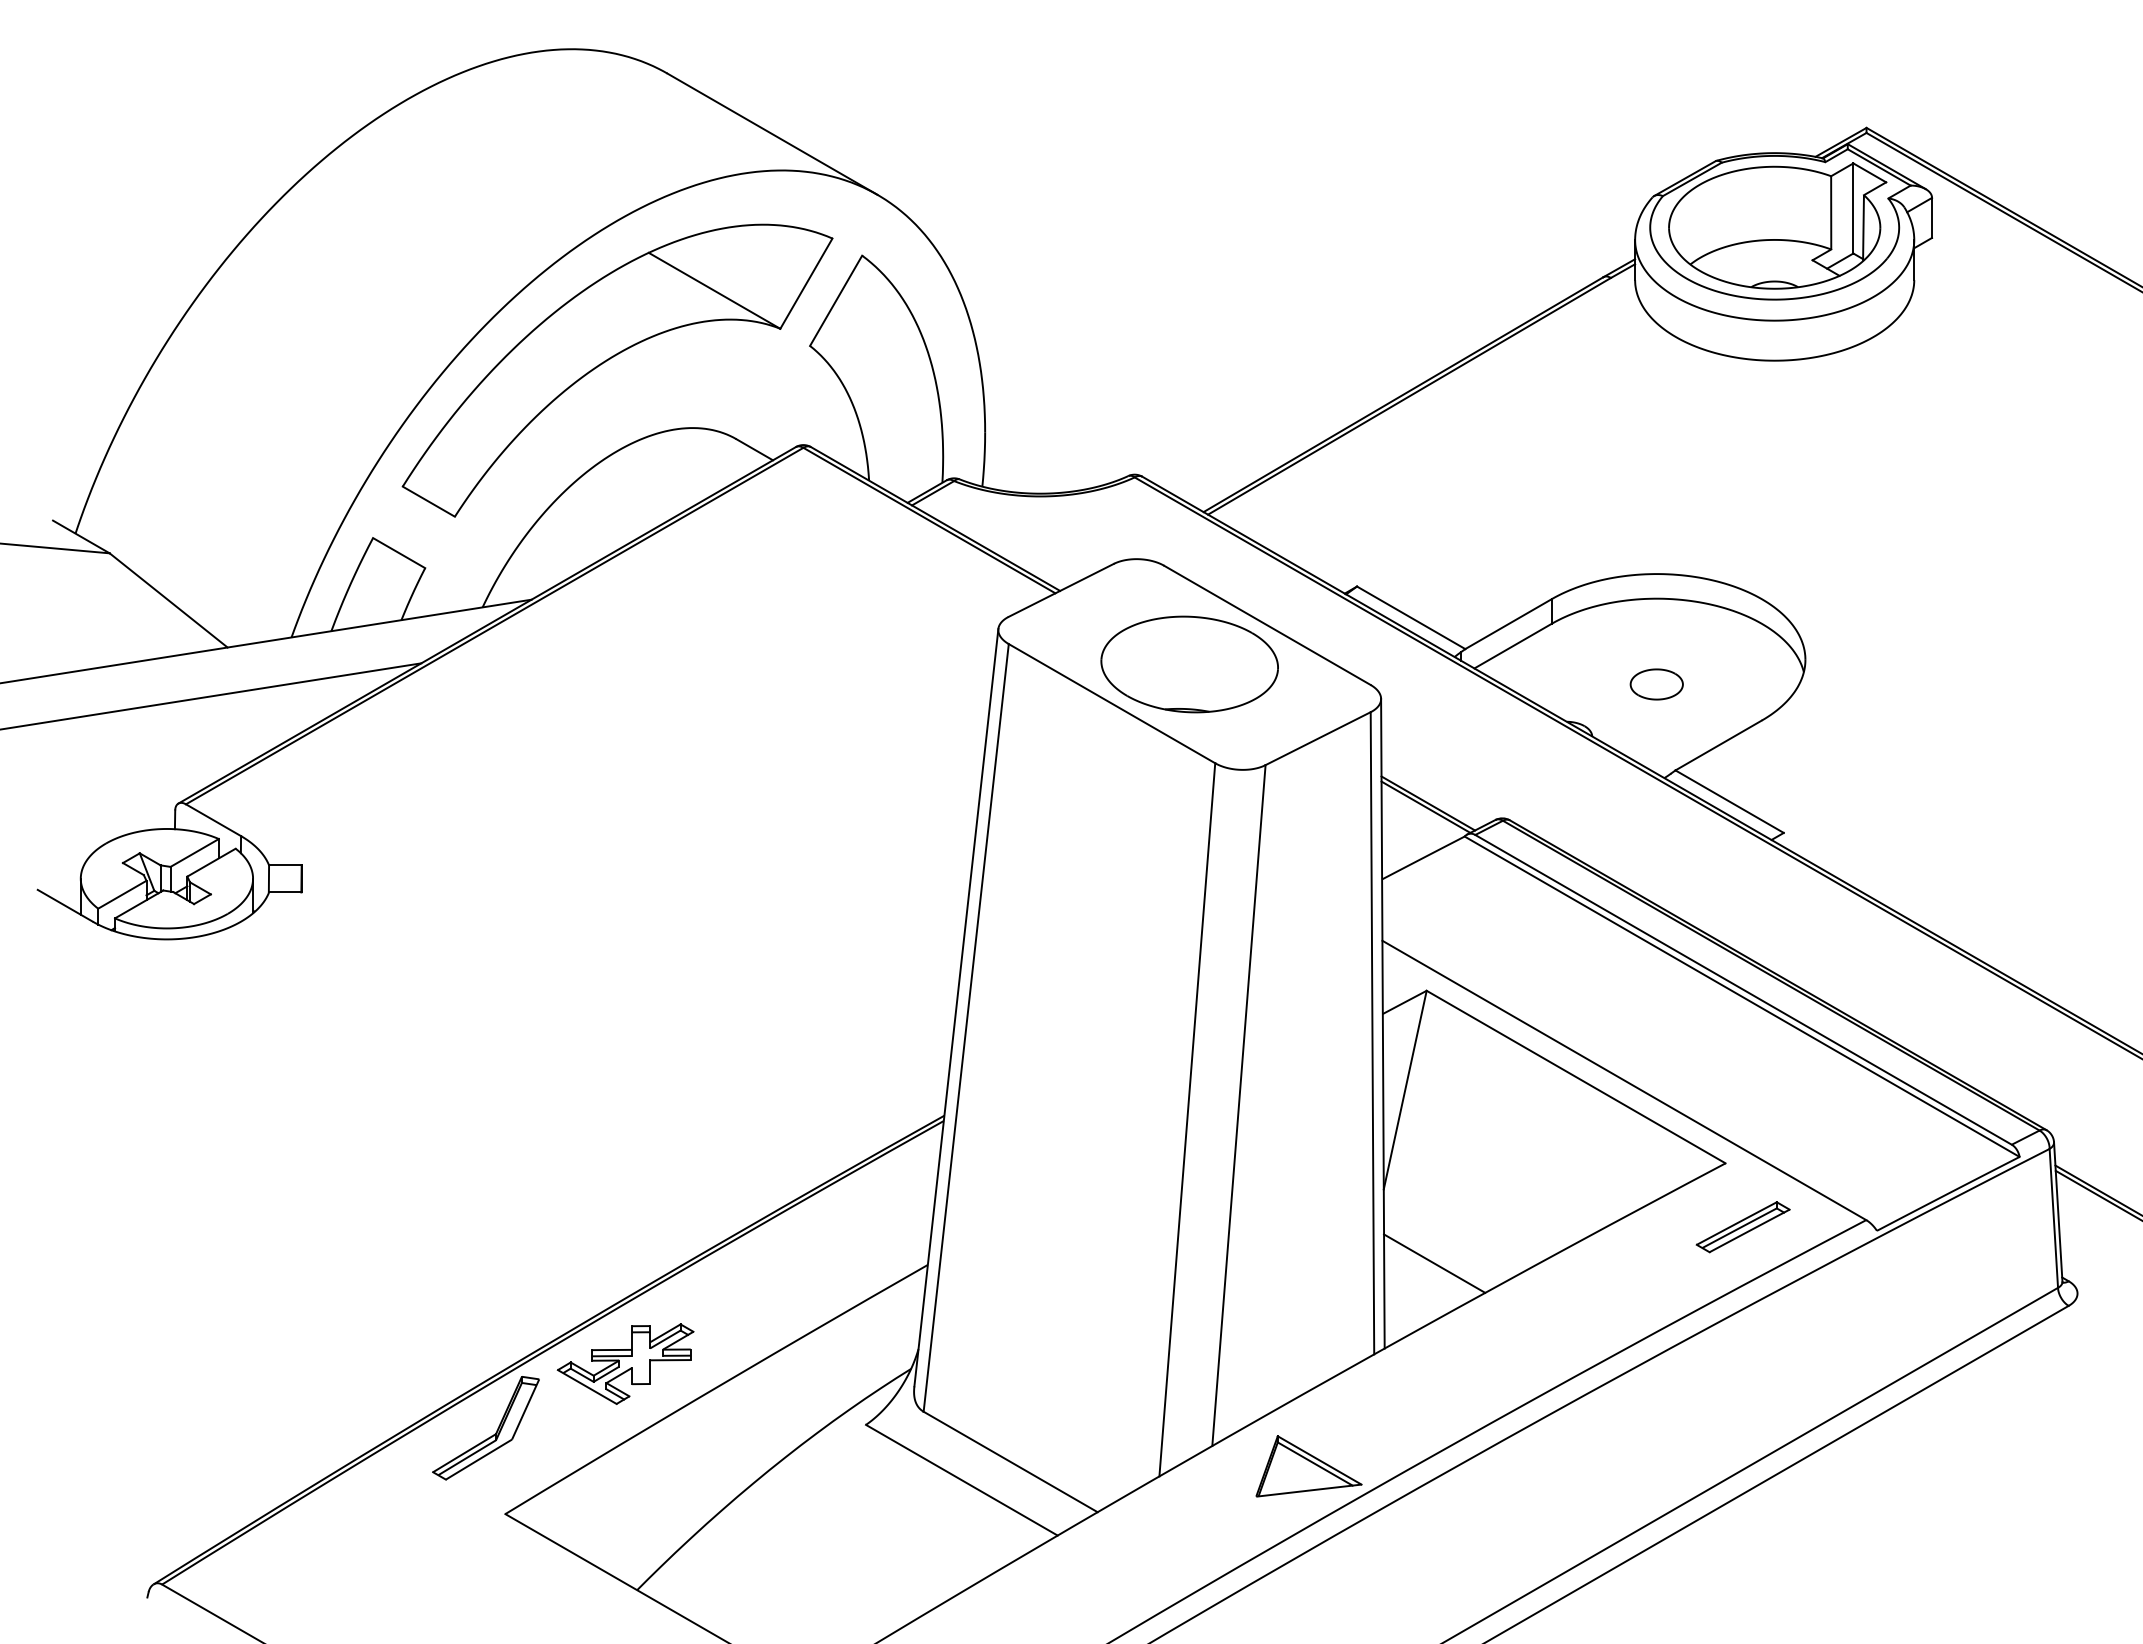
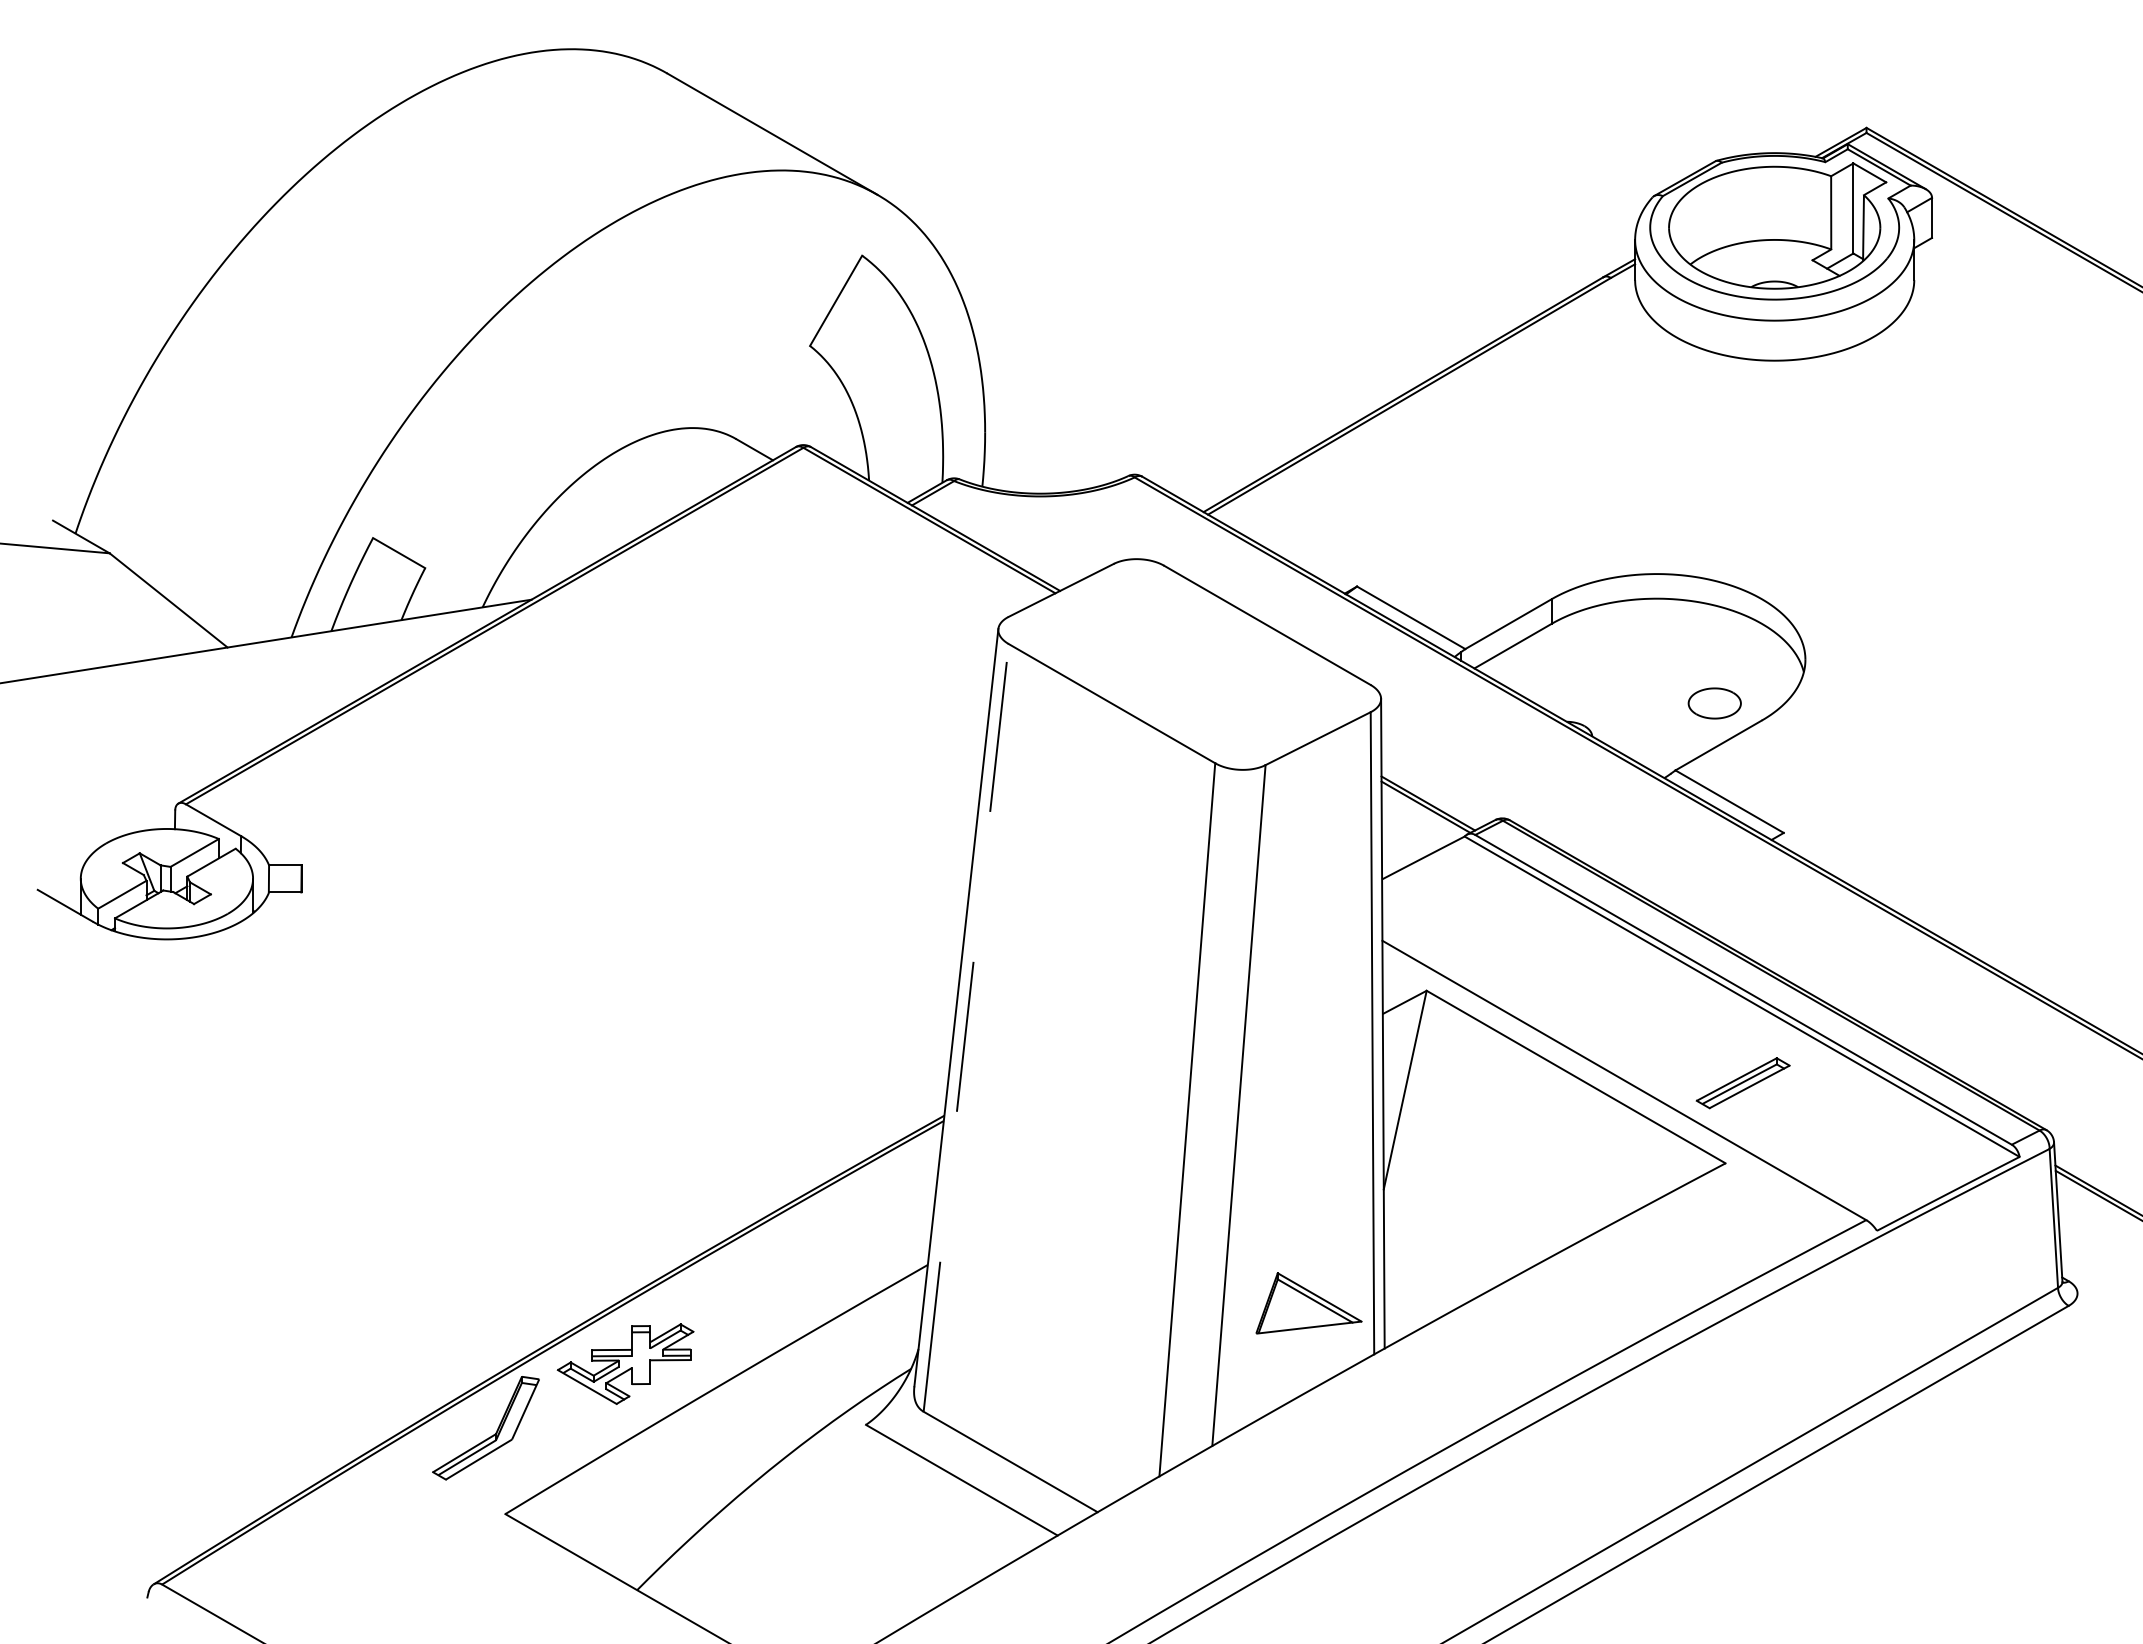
part: present -> none (612, 358)
part: present -> none (1189, 664)
part position: (1656, 684) -> (1714, 703) (1714, 703)
line: present -> none (211, 696)
line: solid -> dashed (966, 1027)
part position: (1742, 1227) -> (1742, 1083) (1742, 1083)
line: present -> none (1434, 1263)
part position: (1308, 1466) -> (1308, 1303) (1308, 1303)
